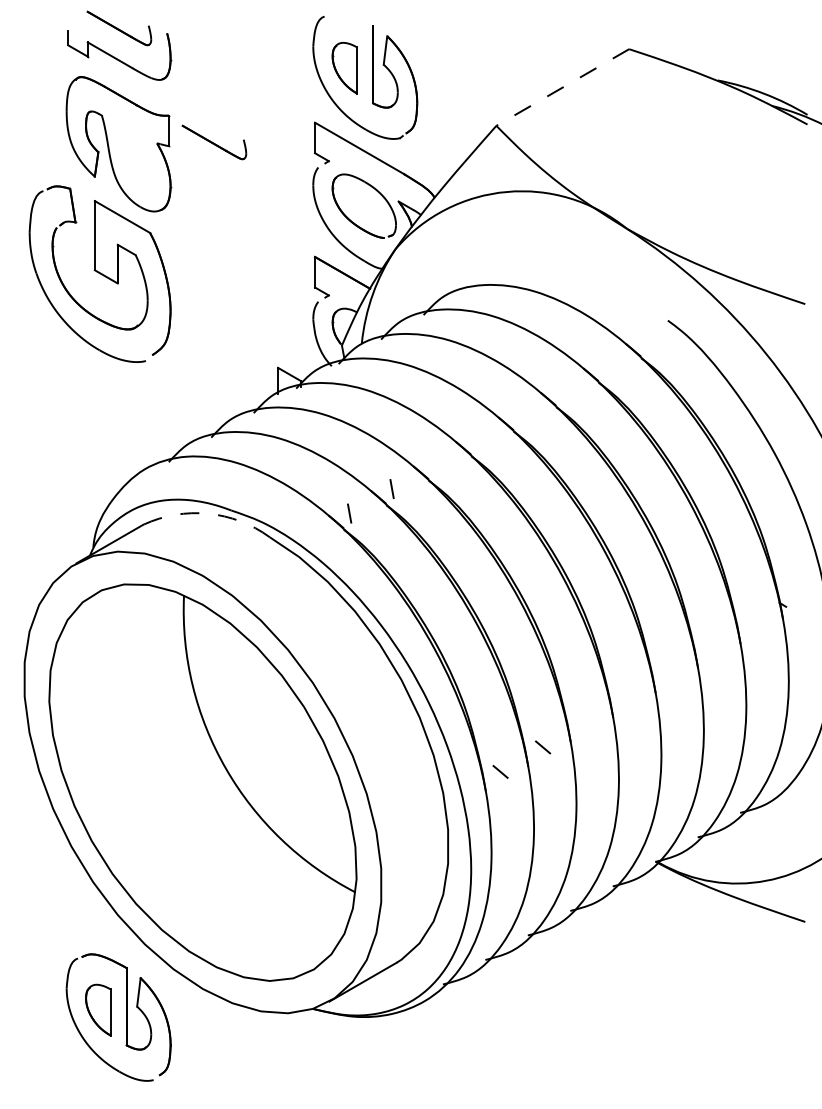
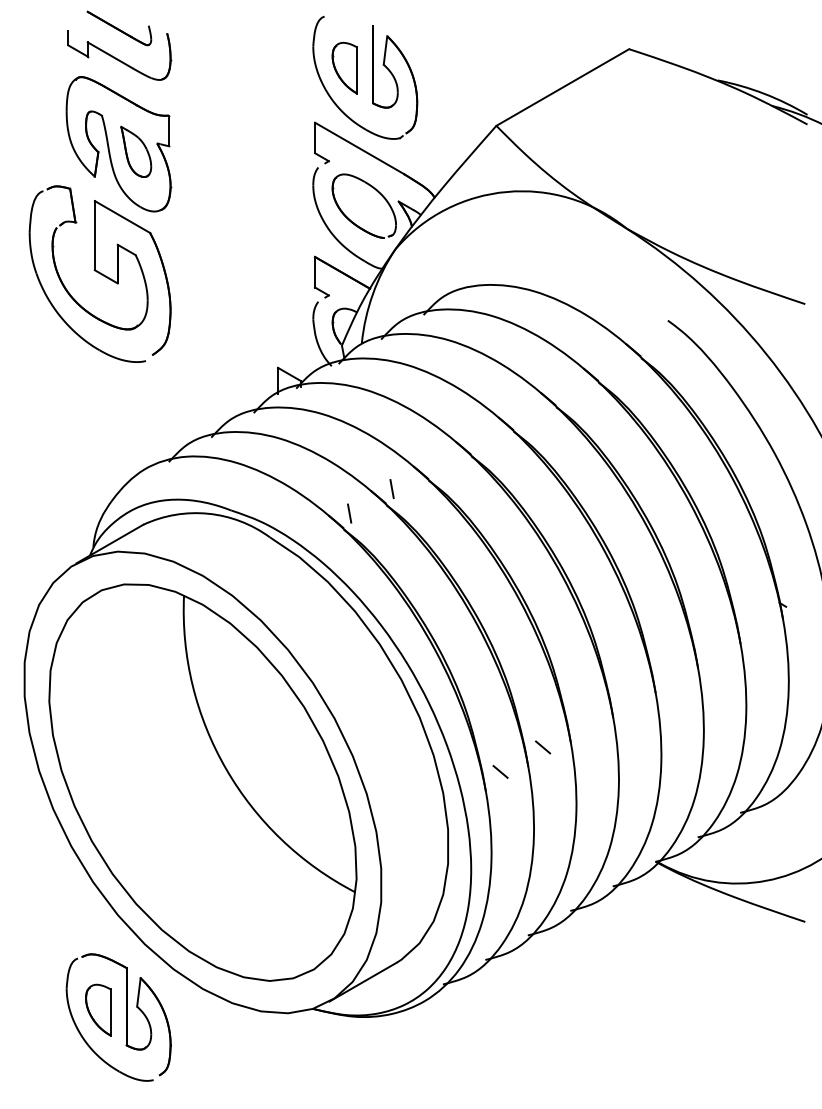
line: dashed -> solid (562, 87)
part: present -> none (214, 142)
part: none -> present (136, 151)
arc: dashed -> solid (208, 513)
